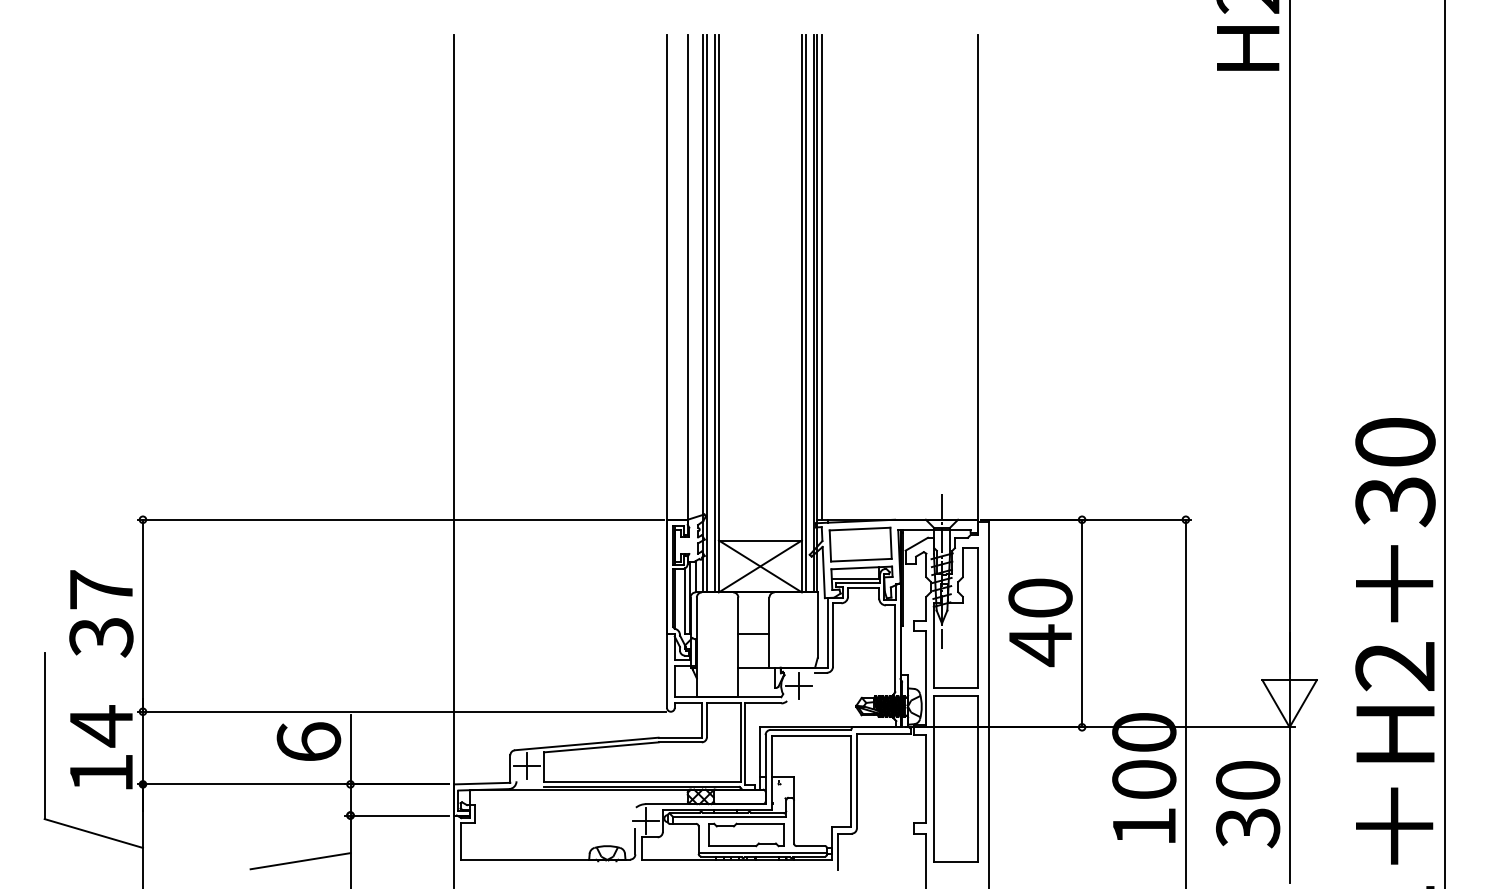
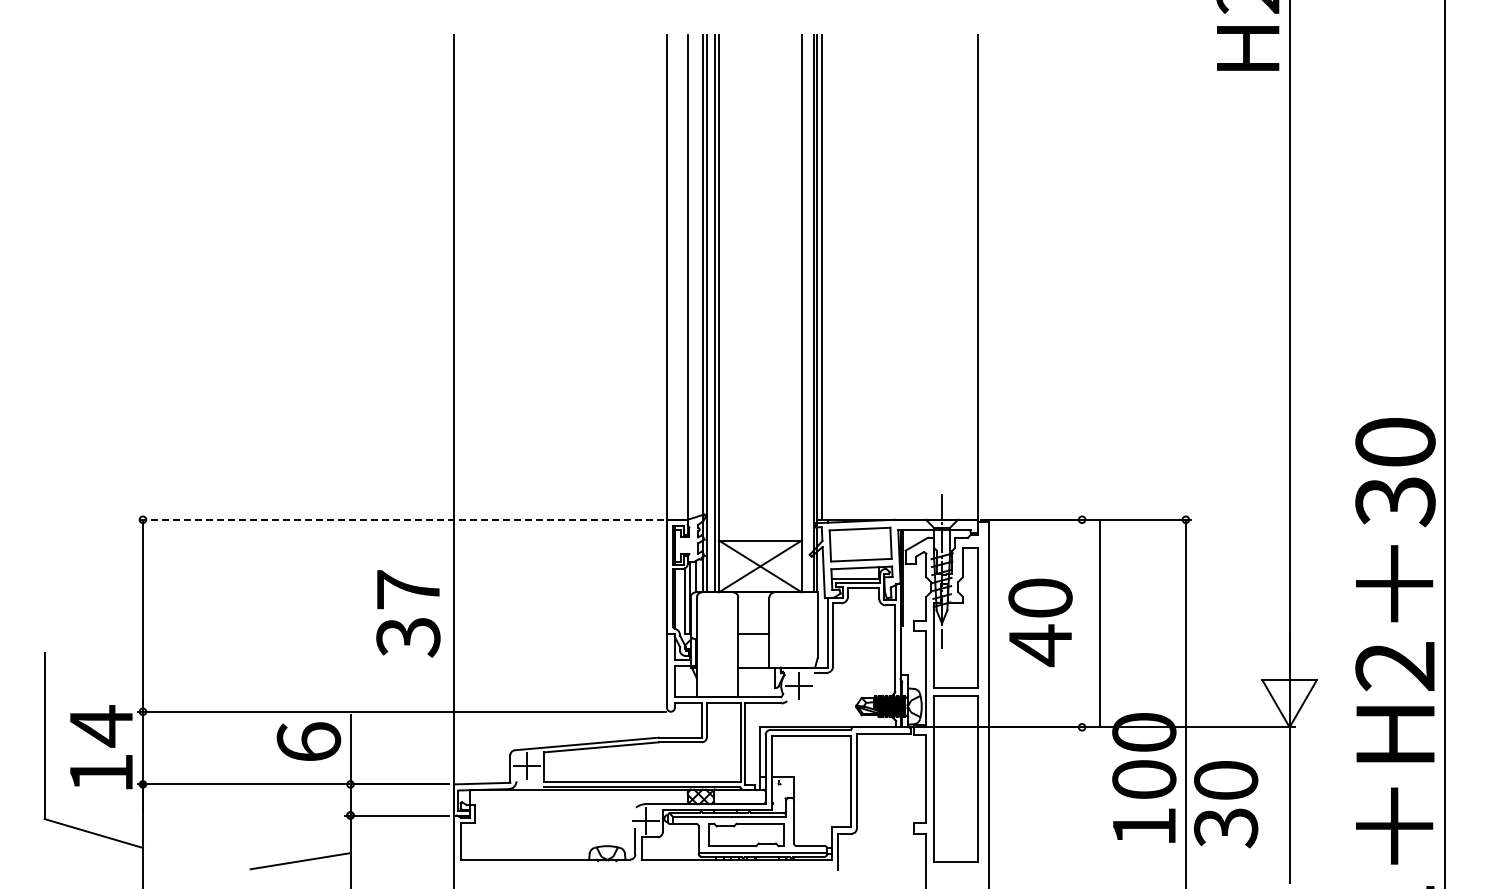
line: present -> none (805, 313)
line: solid -> dashed (400, 519)
text position: (101, 613) -> (408, 613) (408, 613)
line position: (1082, 623) -> (1100, 623) (1100, 623)
text position: (1248, 804) -> (1226, 804) (1226, 804)
